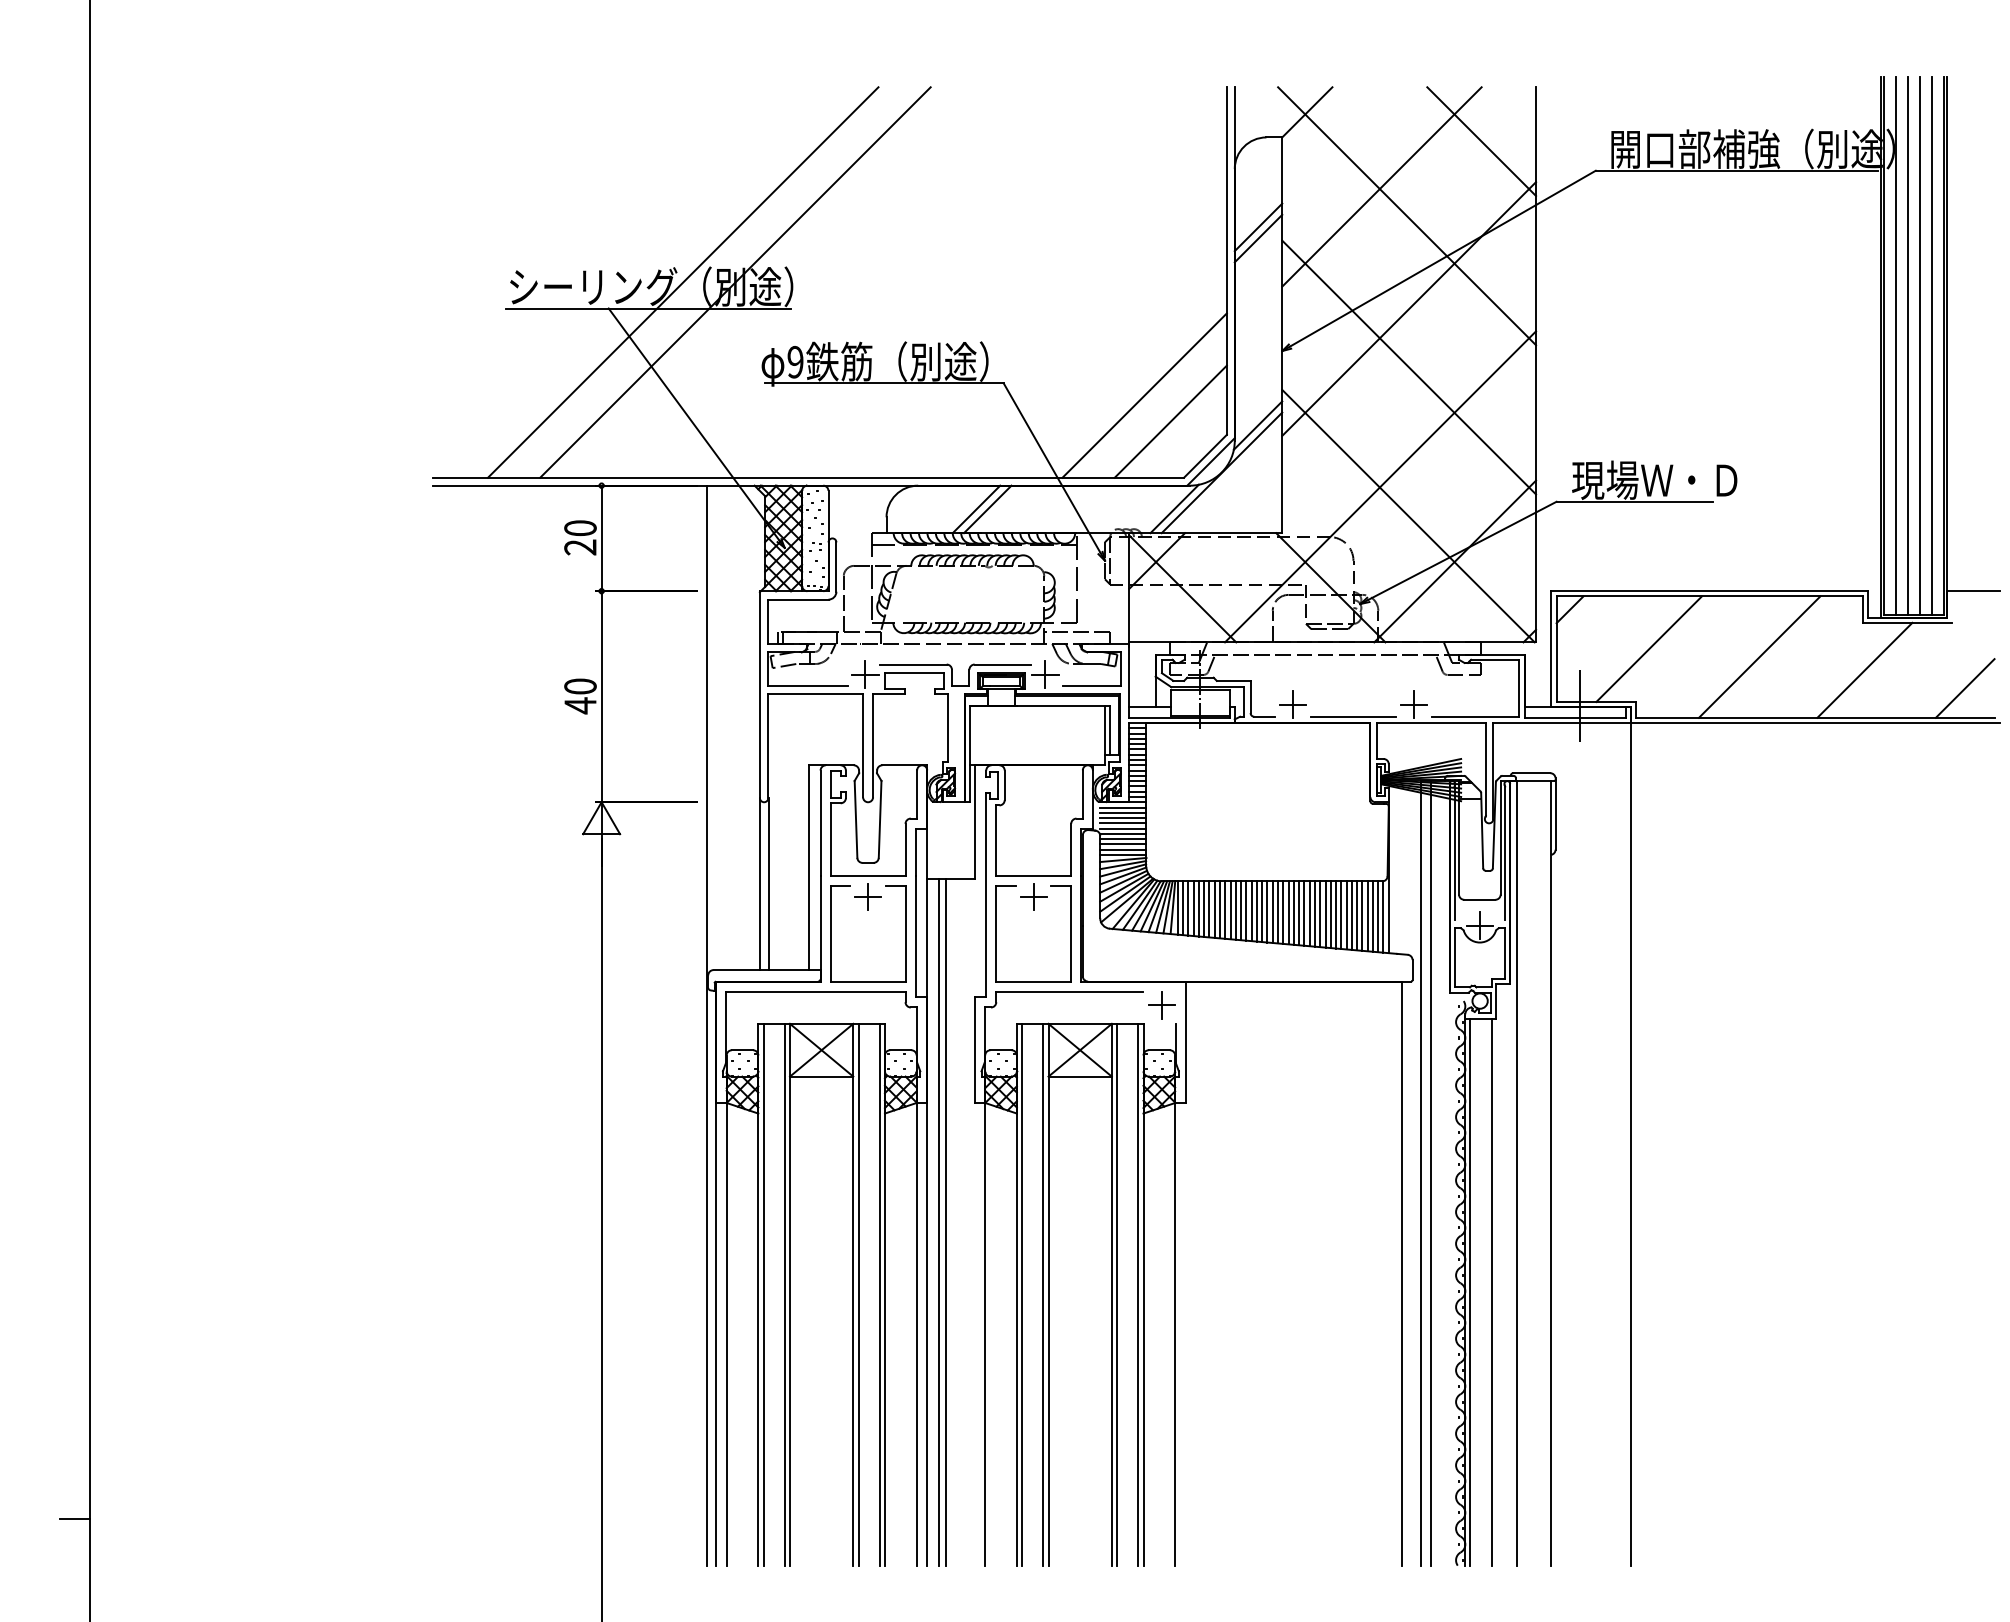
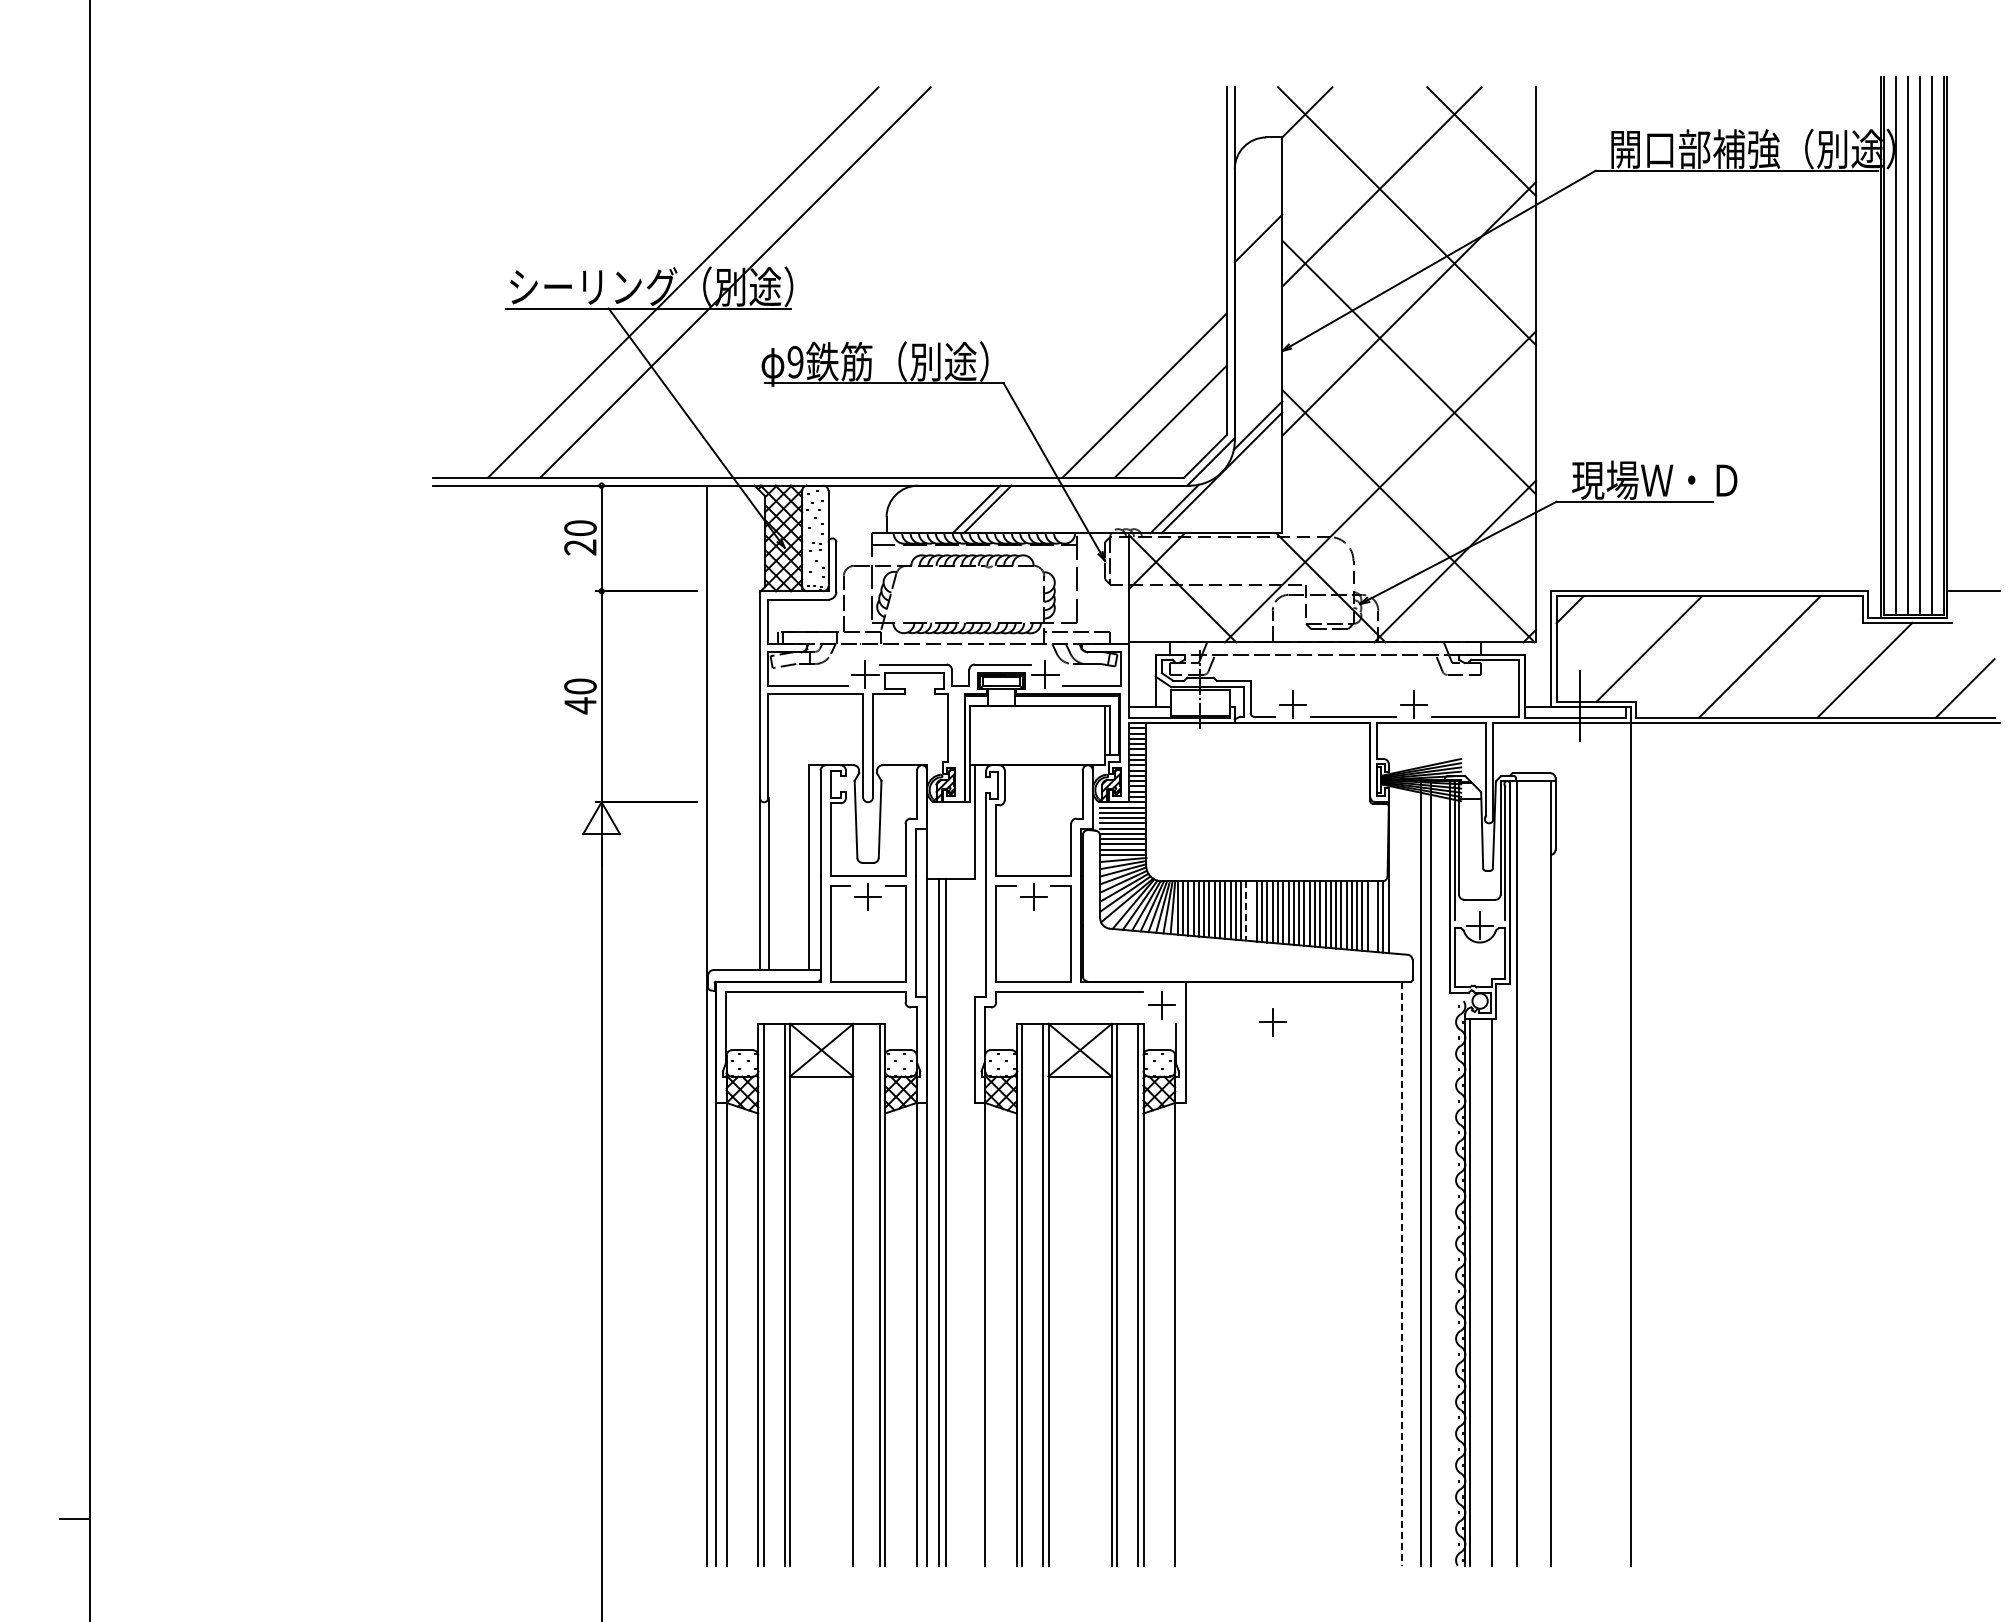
line: present -> none (1258, 227)
line: solid -> dashed (1246, 911)
line: present -> none (1251, 911)
line: present -> none (1373, 916)
part: none -> present (1272, 1022)
line: solid -> dashed (1402, 1273)
line: present -> none (858, 1294)
